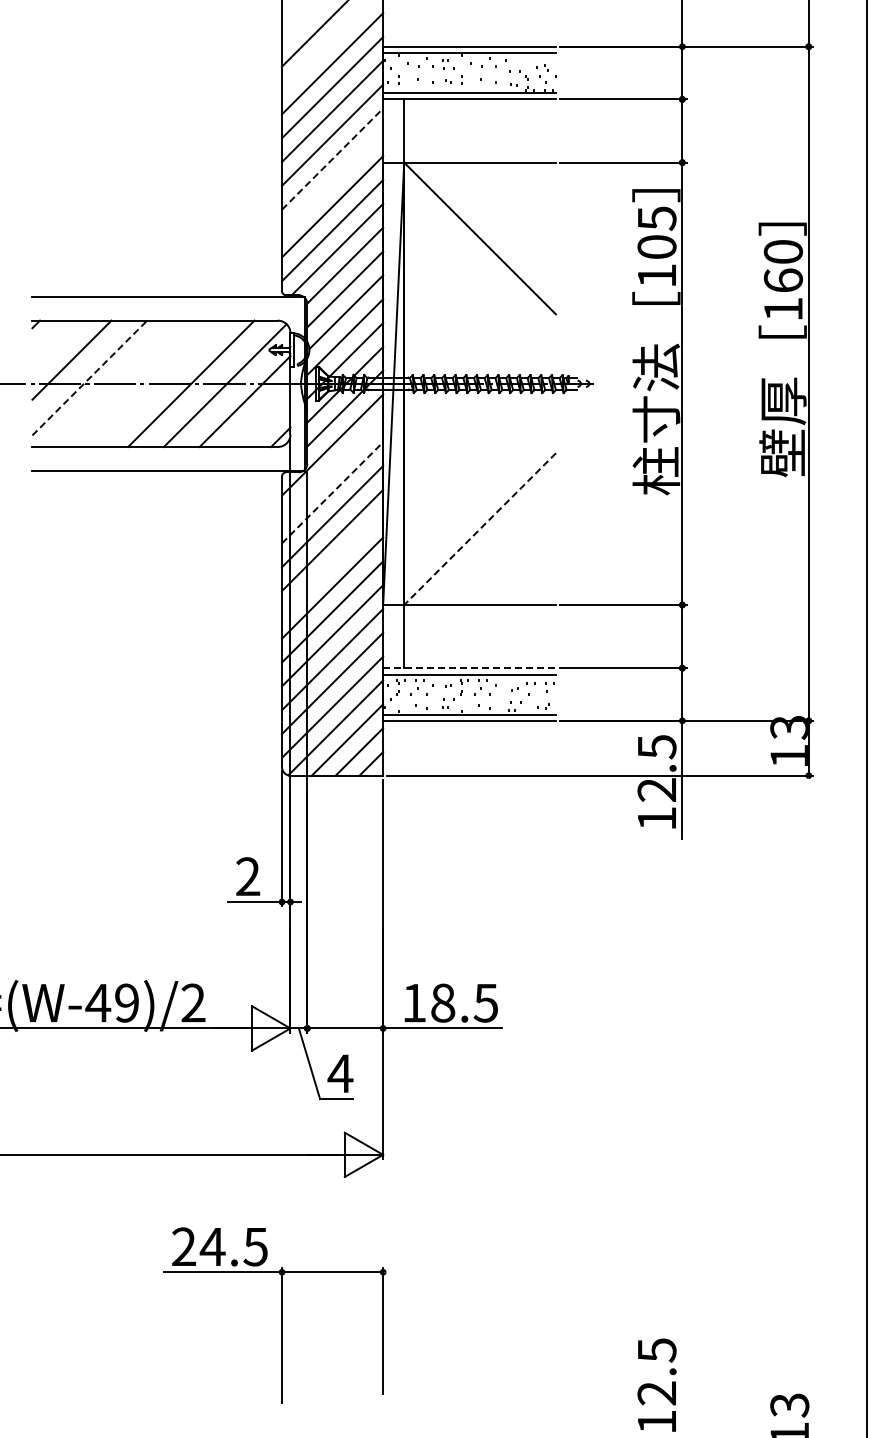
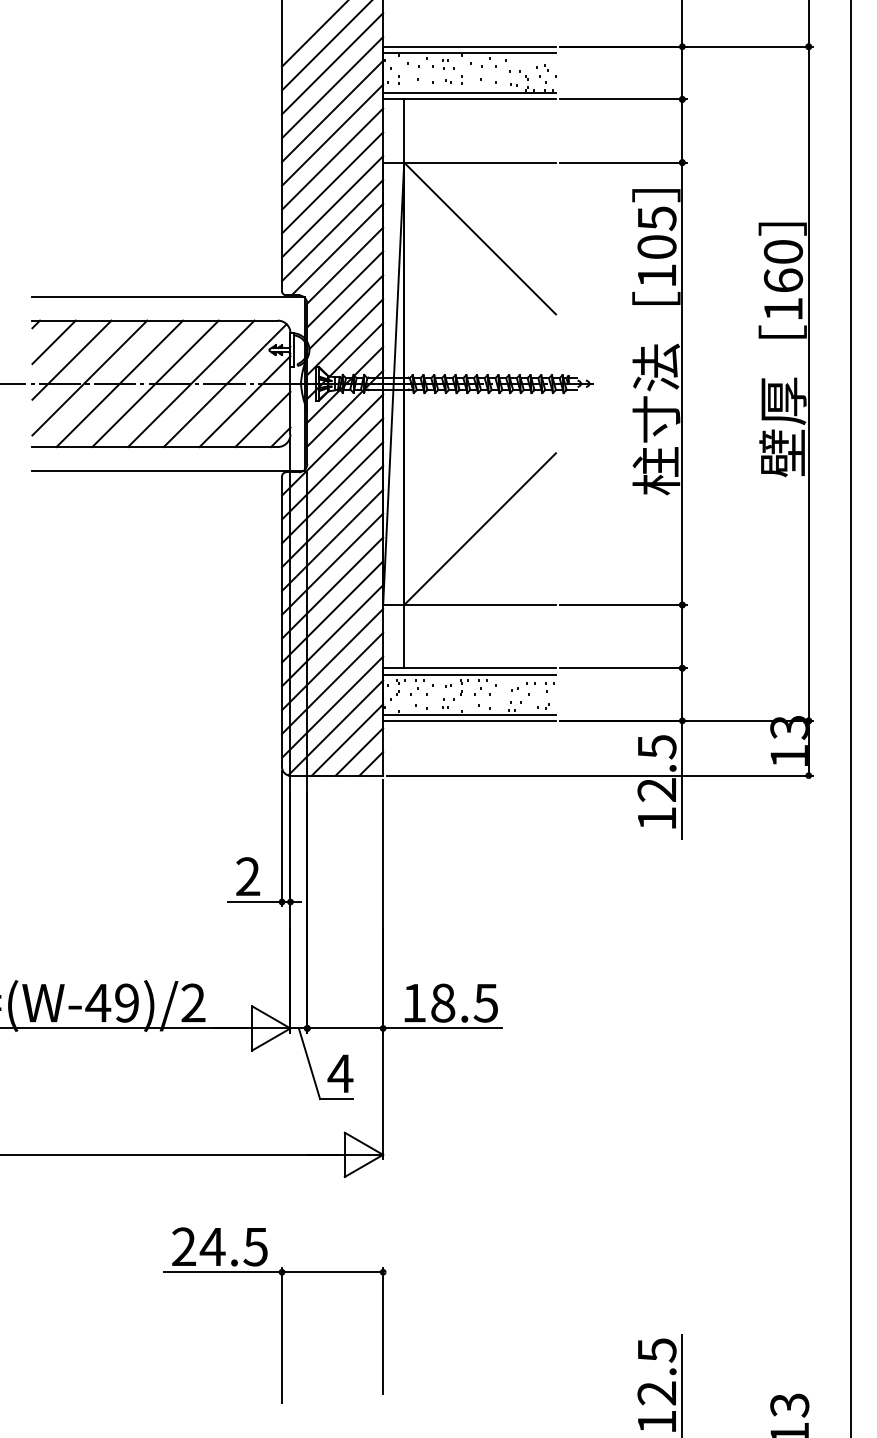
line: none -> present (325, 46)
line: dashed -> solid (332, 159)
line: none -> present (332, 182)
line: none -> present (53, 341)
line: dashed -> solid (90, 377)
line: none -> present (119, 383)
line: none -> present (155, 383)
line: none -> present (262, 419)
line: none -> present (332, 468)
line: dashed -> solid (332, 492)
line: dashed -> solid (479, 529)
line: none -> present (332, 563)
line: dashed -> solid (470, 668)
line position: (866, 718) -> (850, 718) (850, 718)
line: none -> present (682, 1384)
